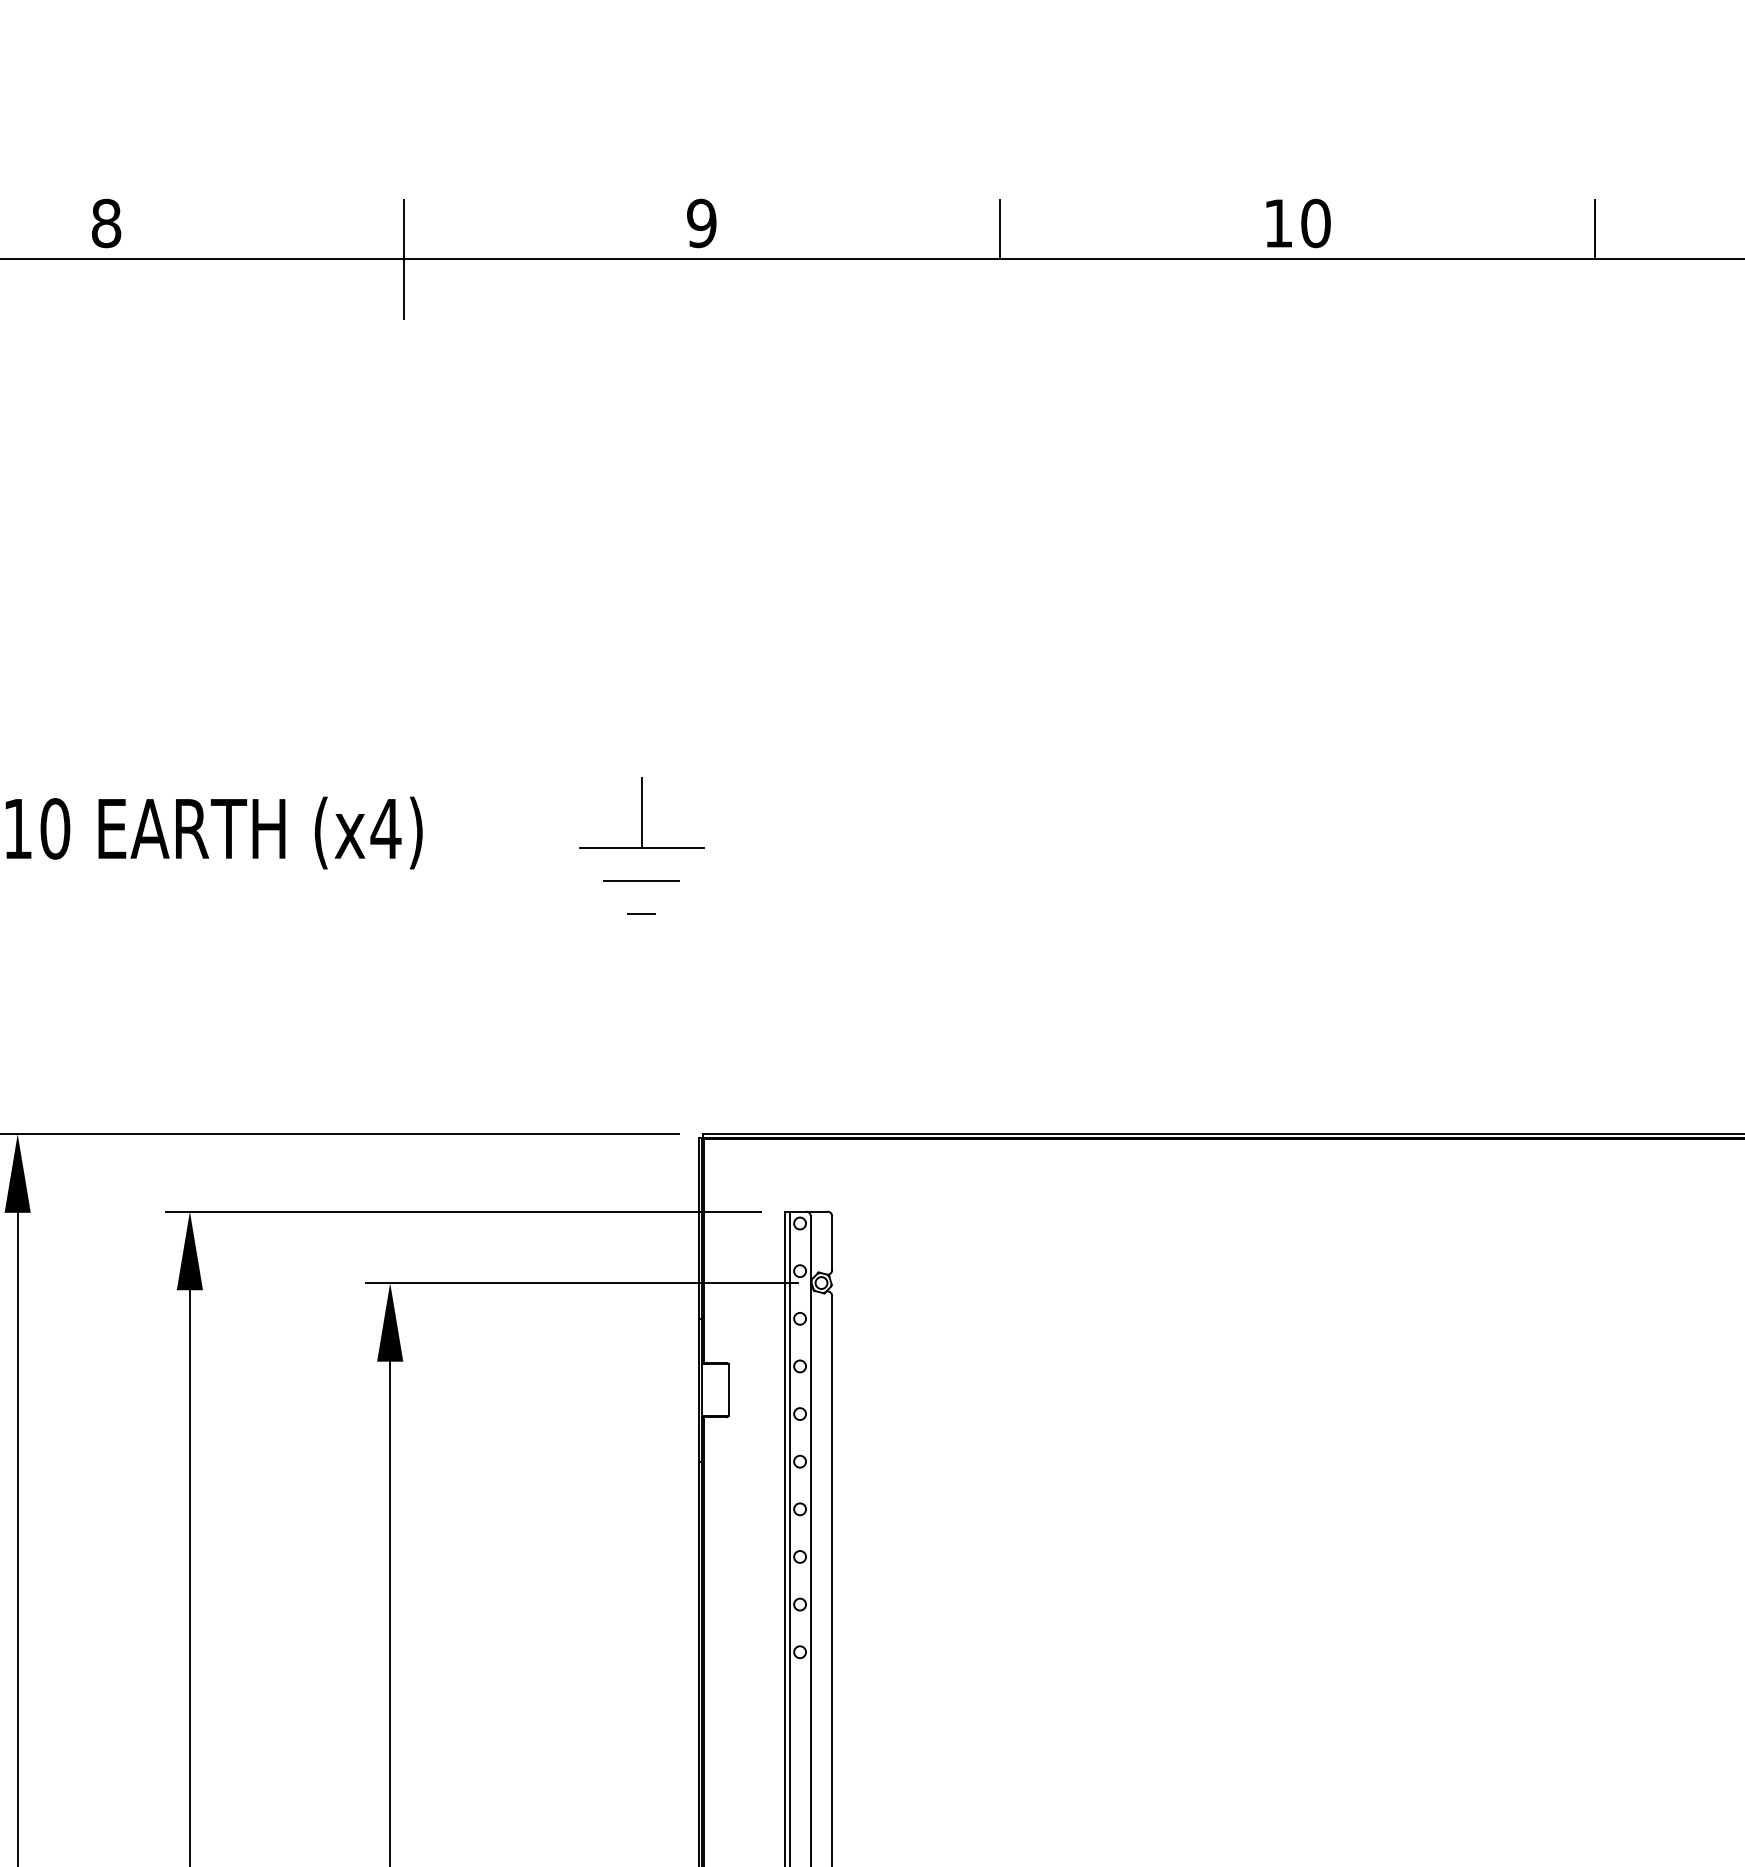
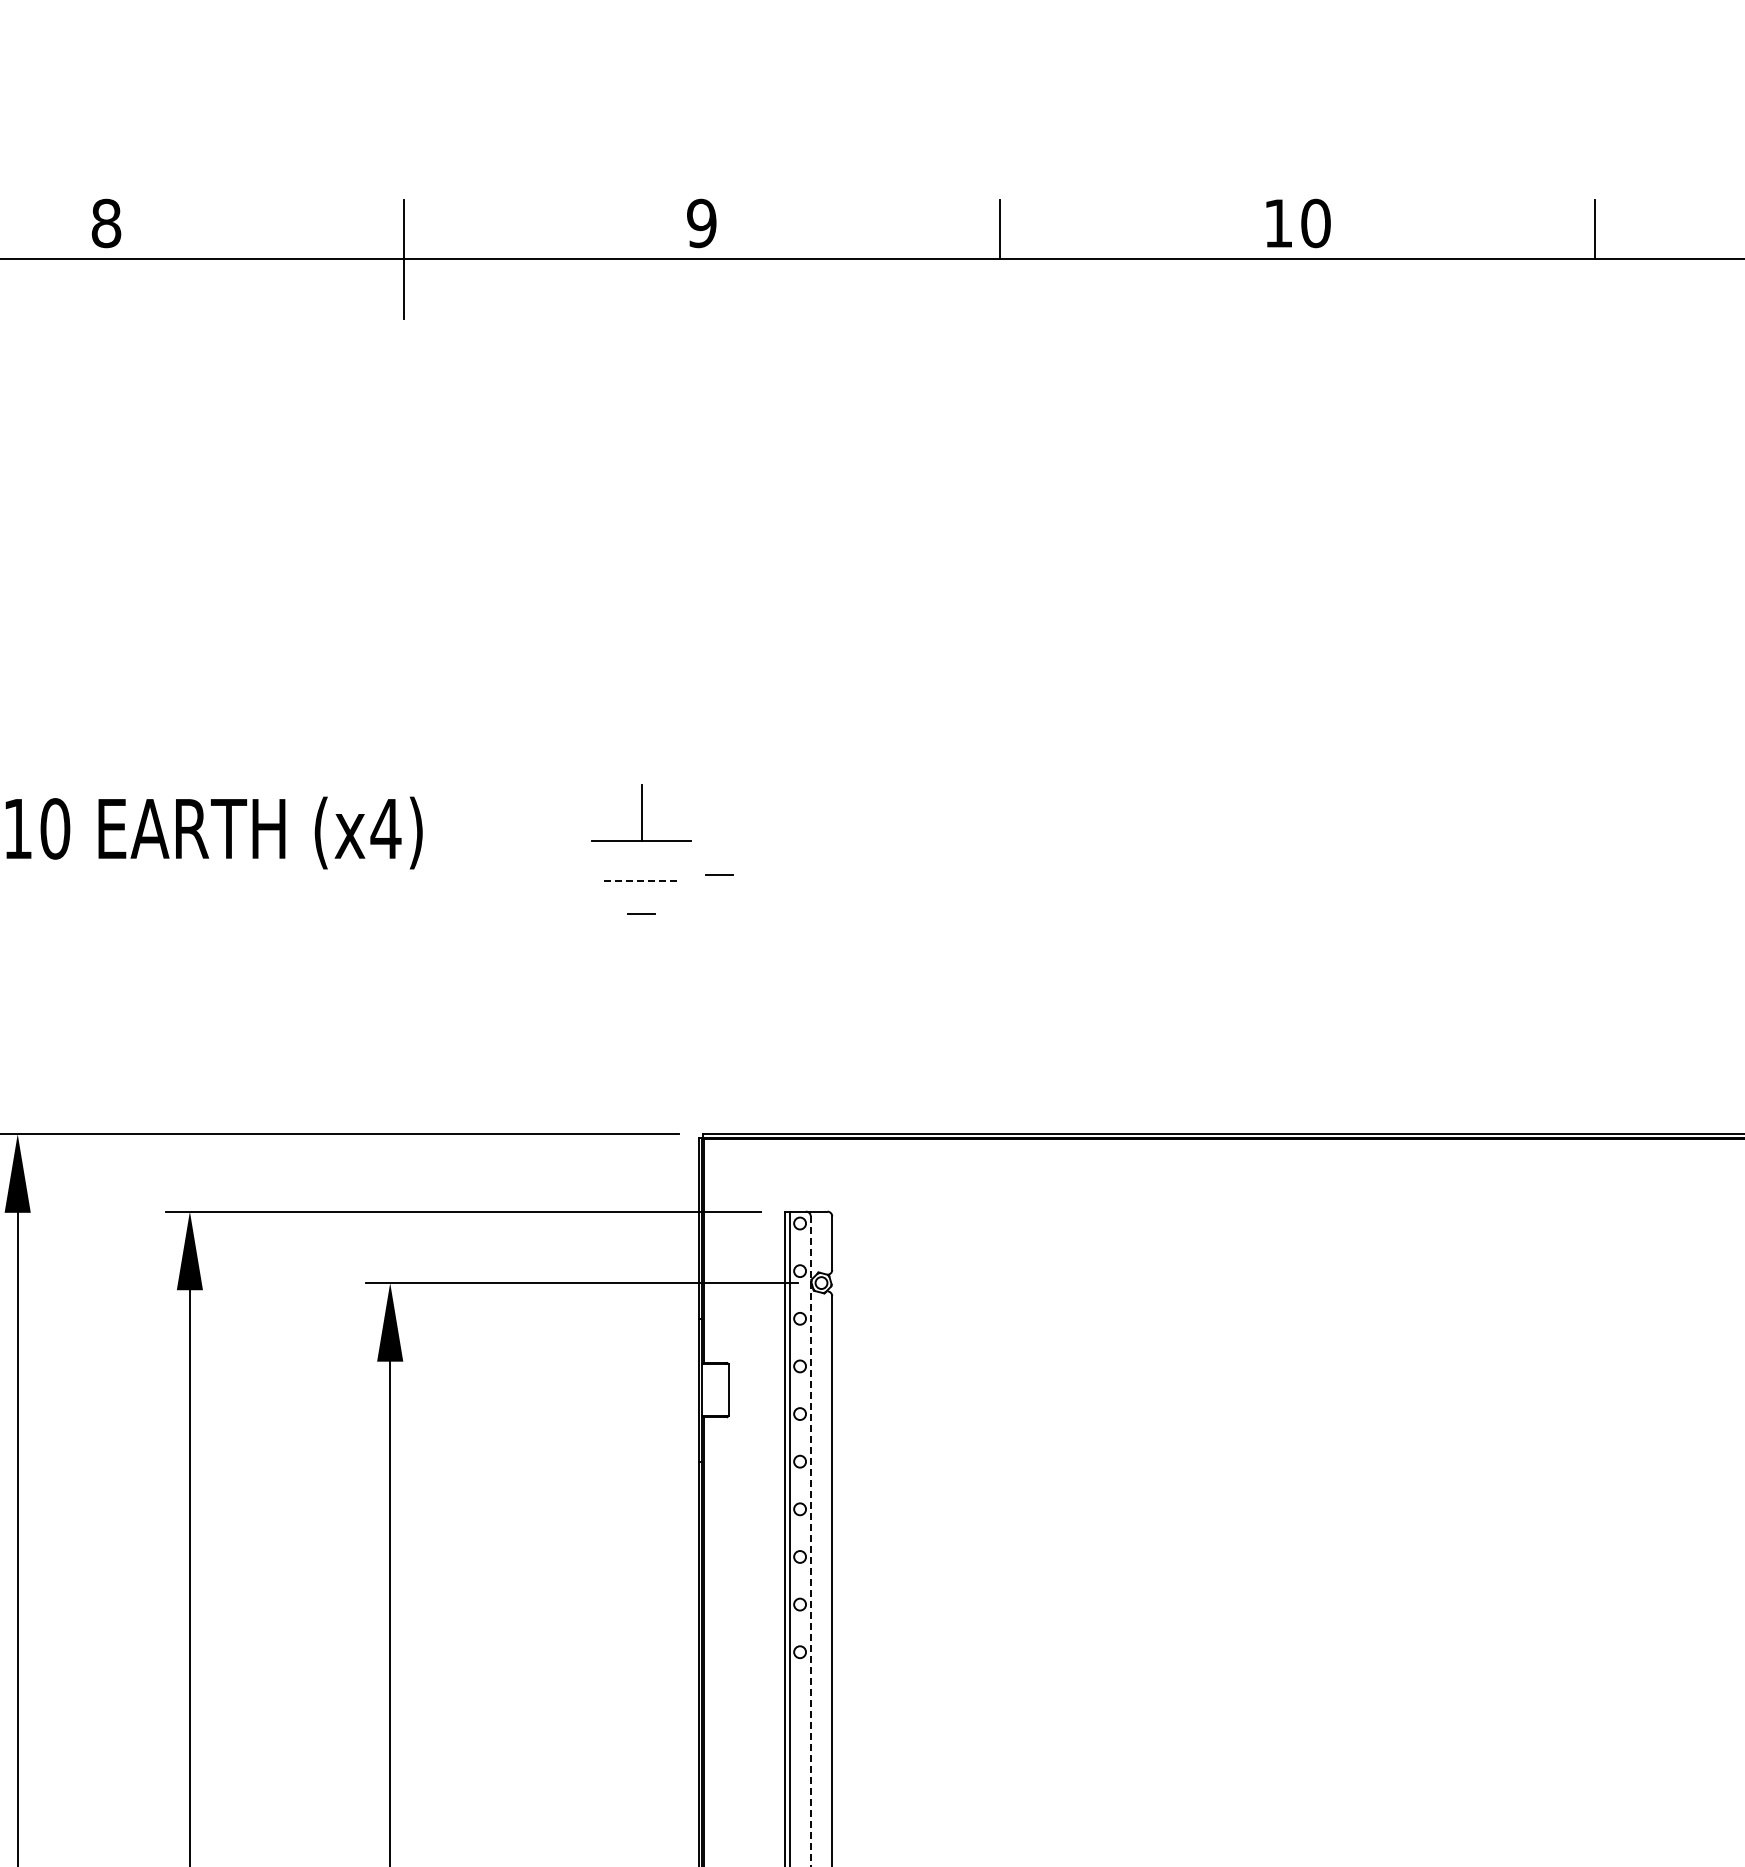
part size: 126x72 px -> 101x58 px (641, 812)
line: none -> present (719, 874)
line: solid -> dashed (641, 880)
line: solid -> dashed (810, 1541)
